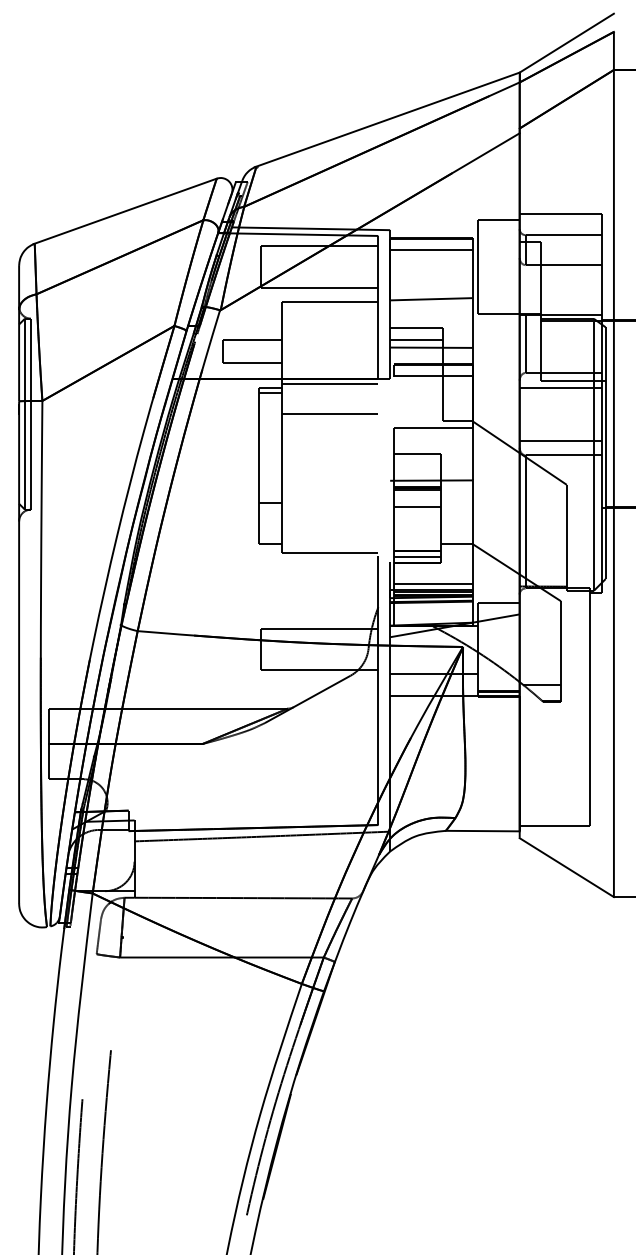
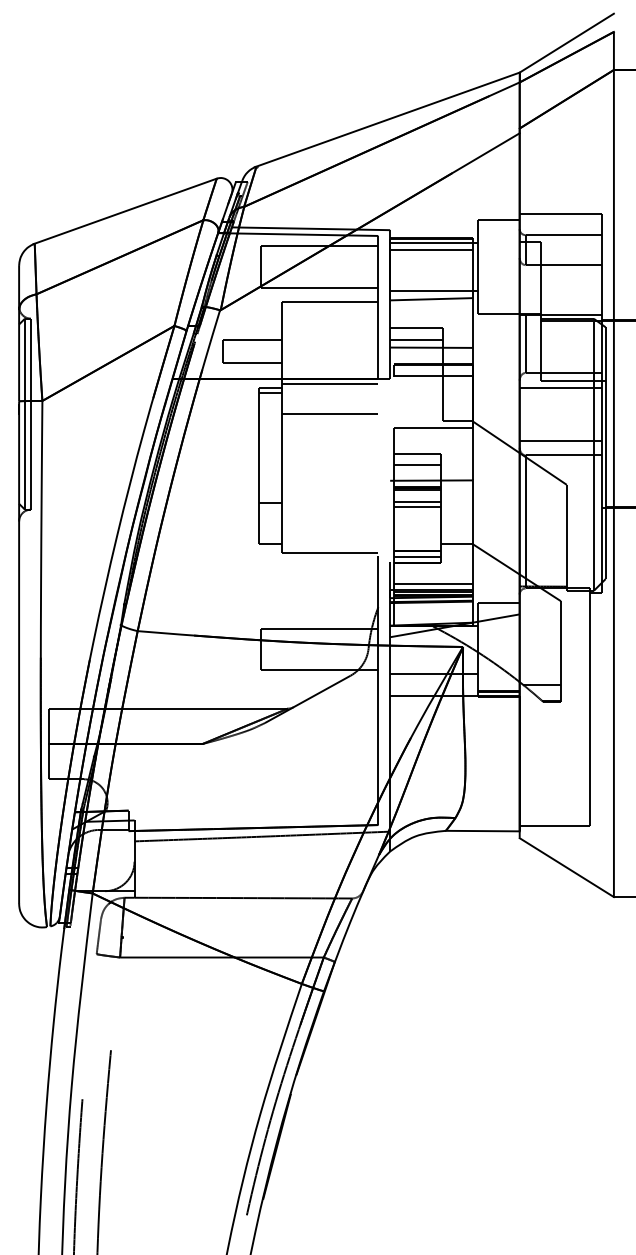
line: none -> present (434, 242)
line: none -> present (434, 291)
line: none -> present (416, 465)
line: none -> present (416, 502)
